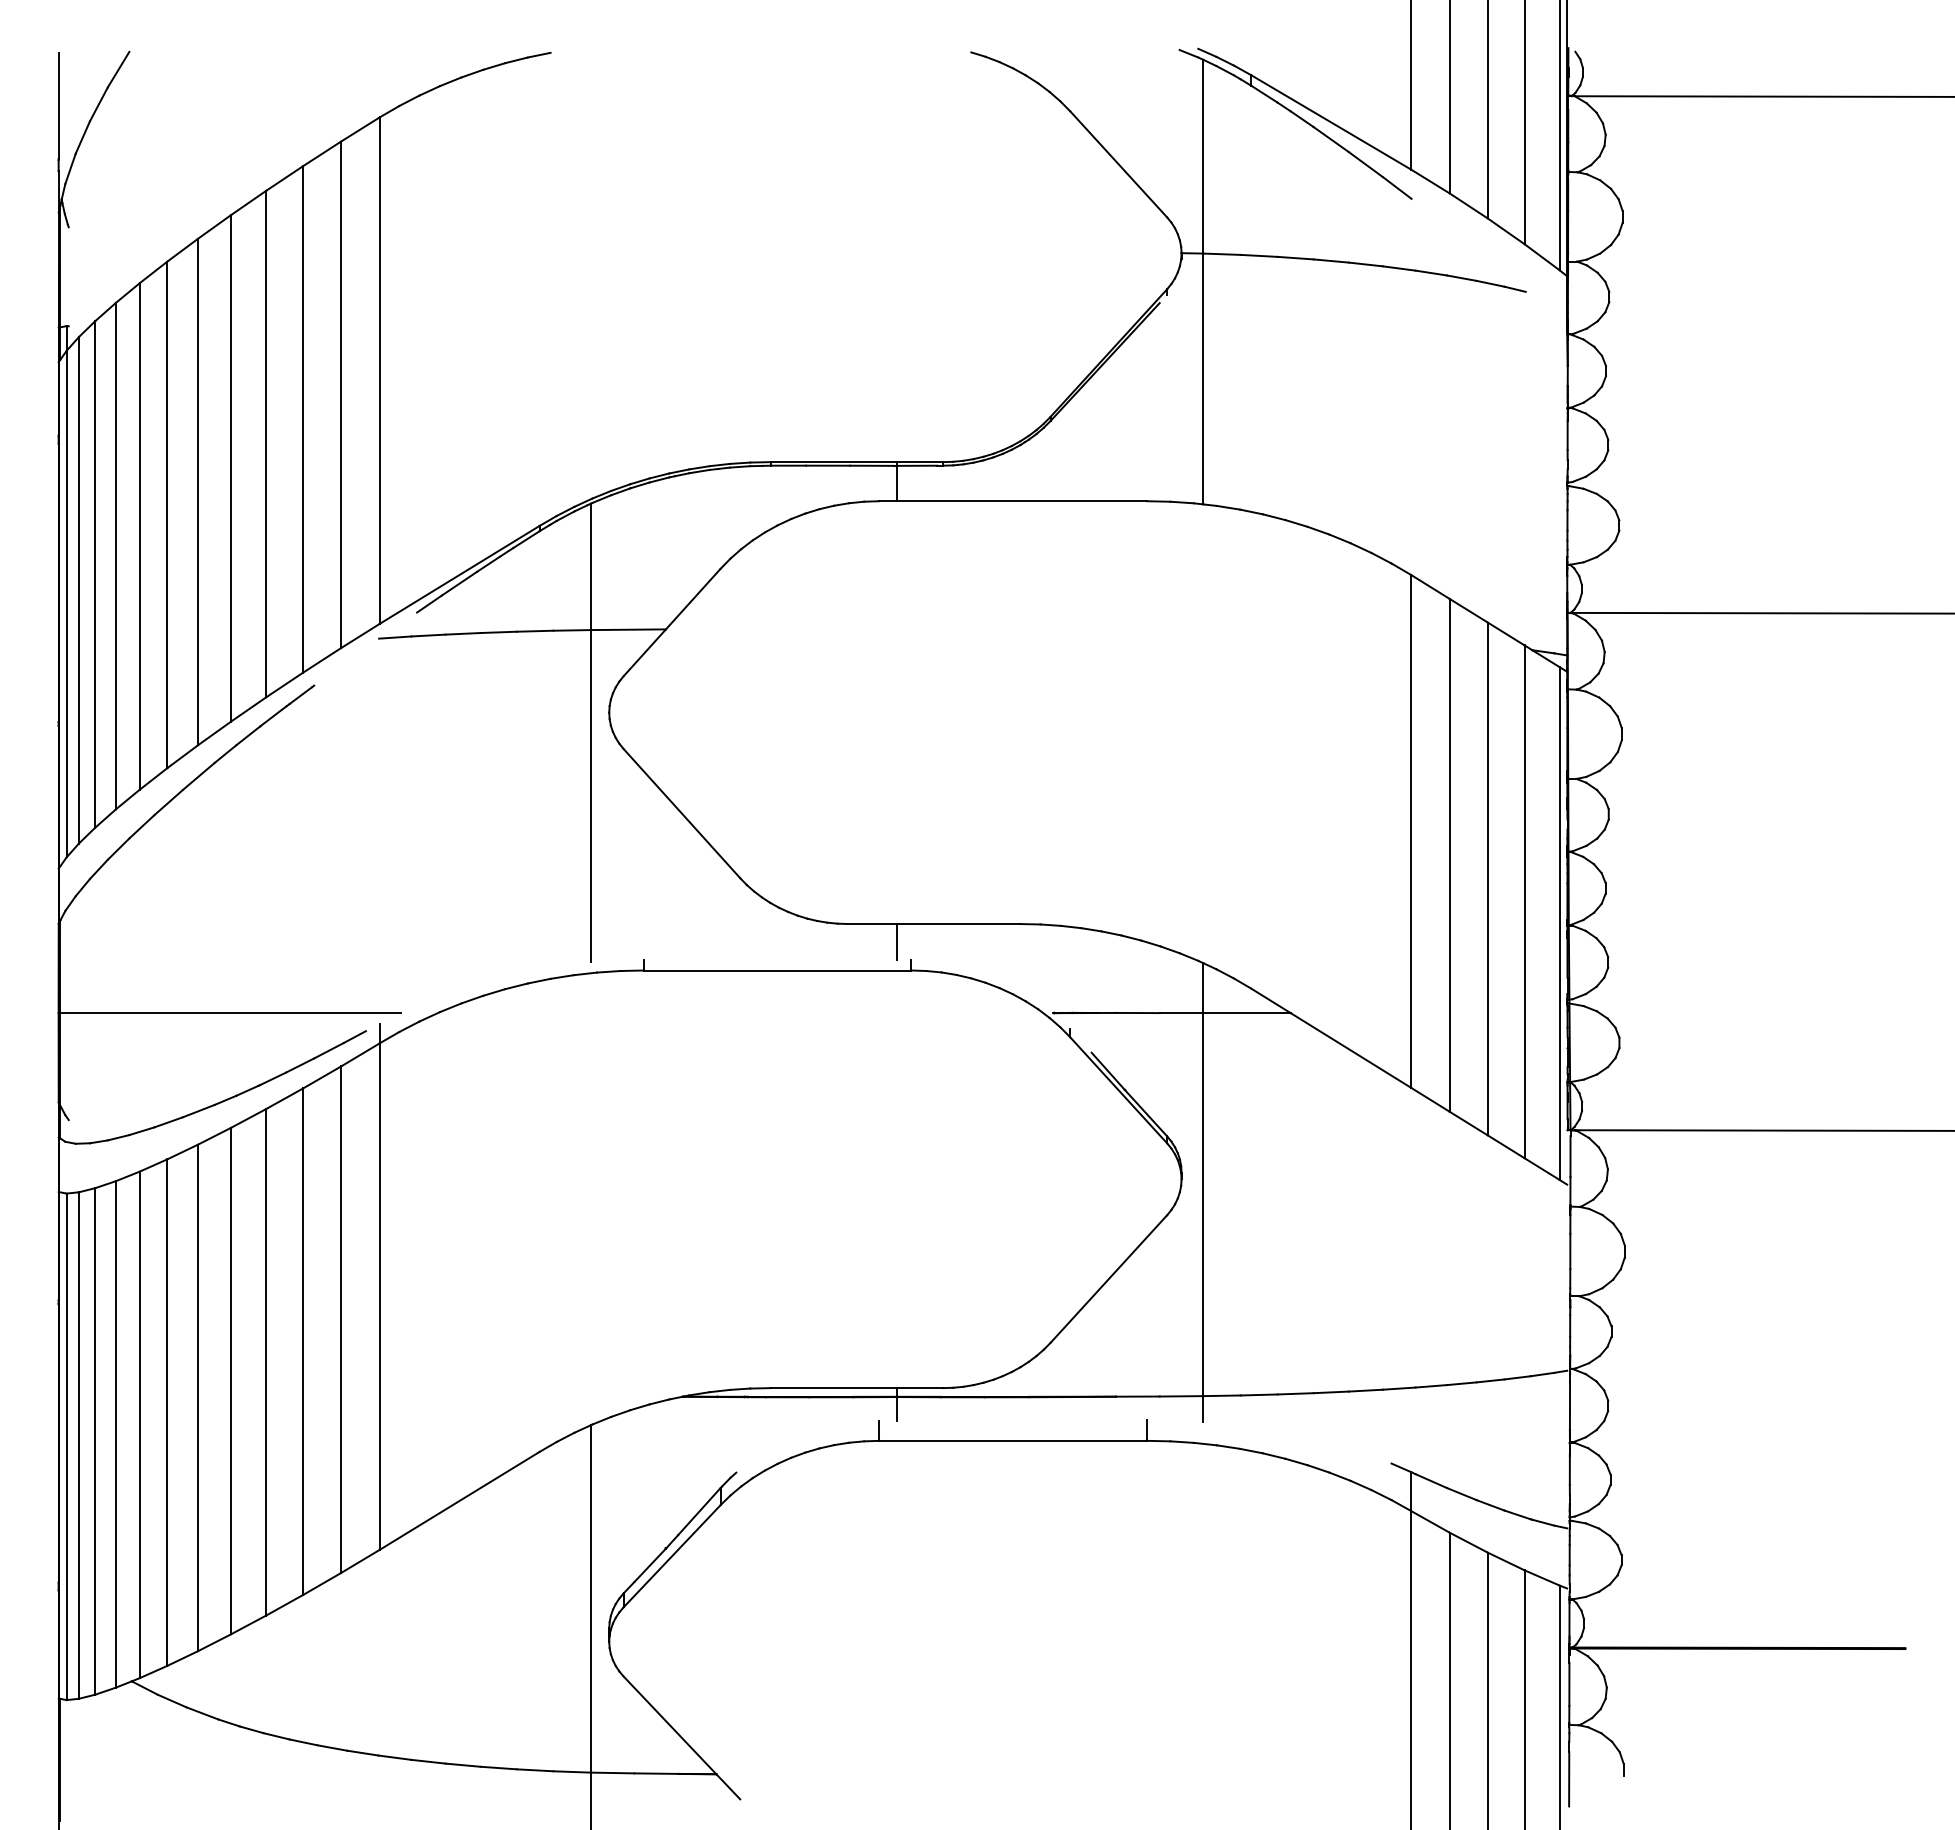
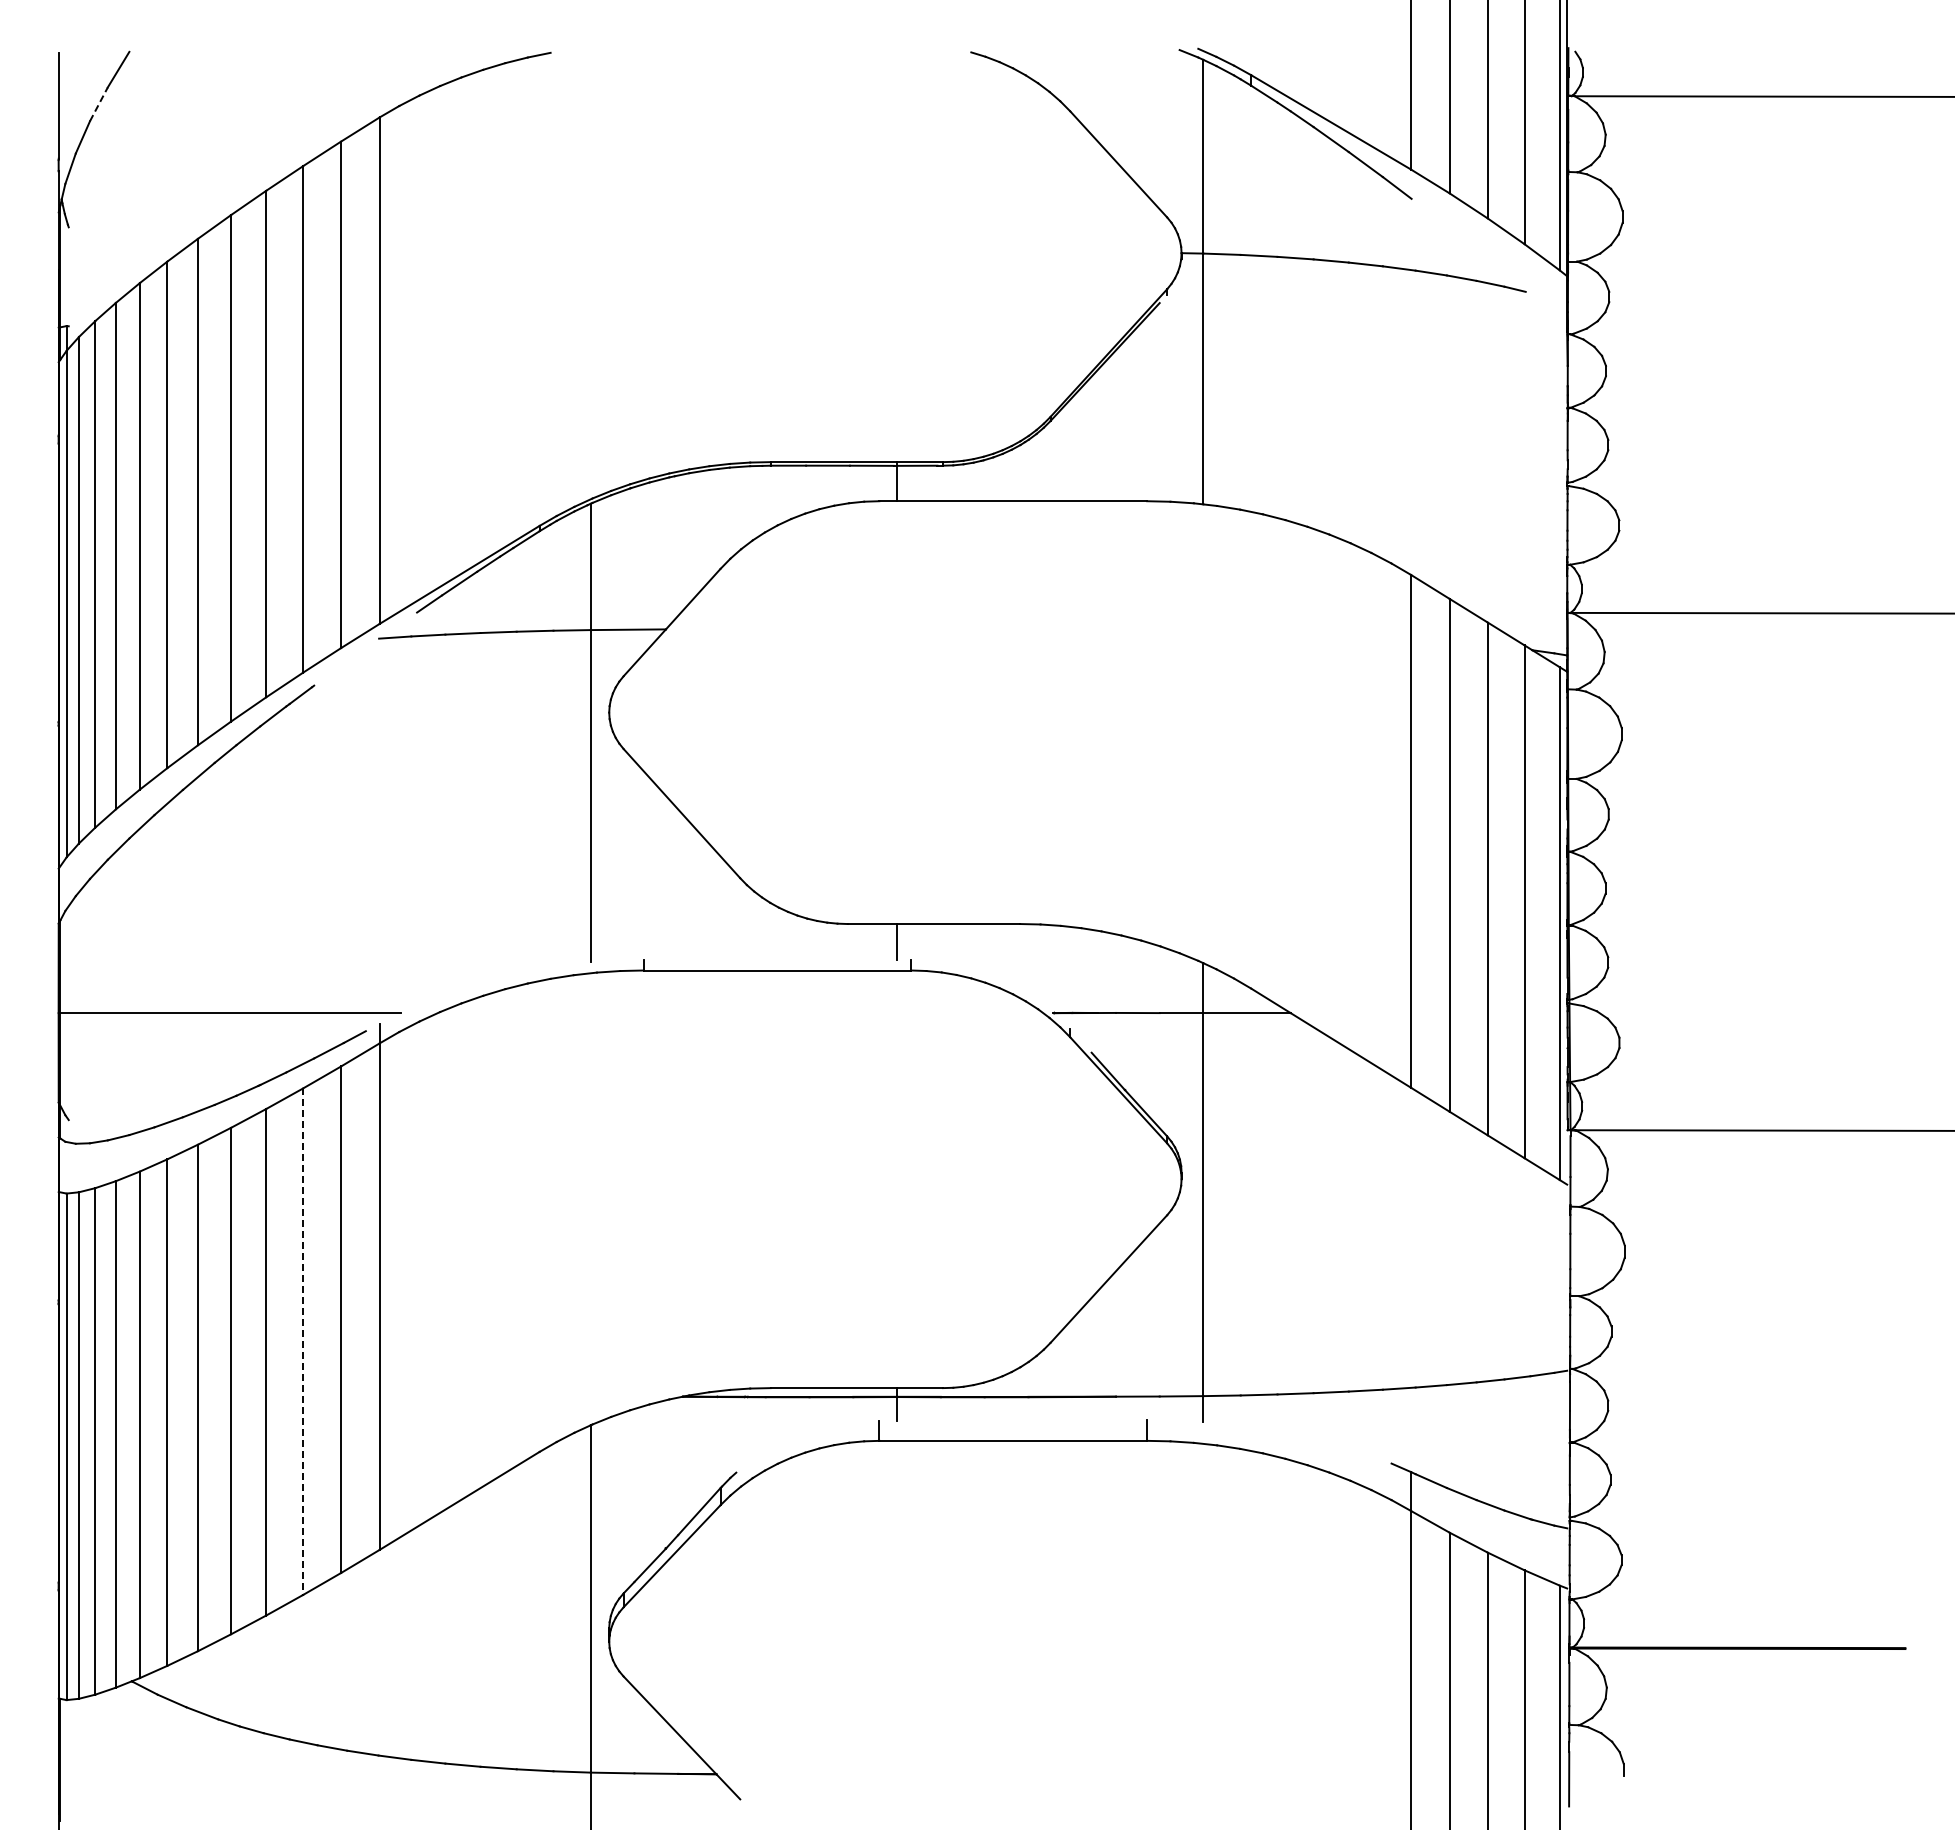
line: solid -> dashed (99, 103)
line: solid -> dashed (303, 1342)
